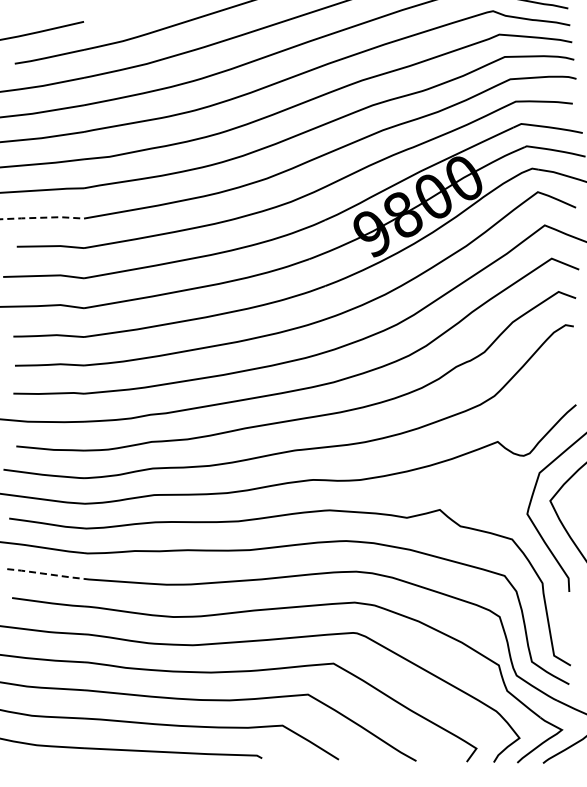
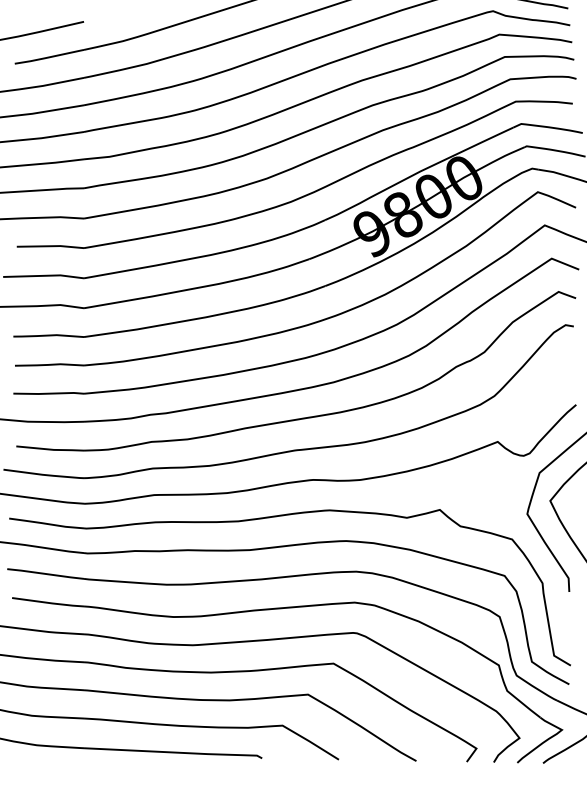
line: dashed -> solid (42, 217)
line: dashed -> solid (46, 574)
